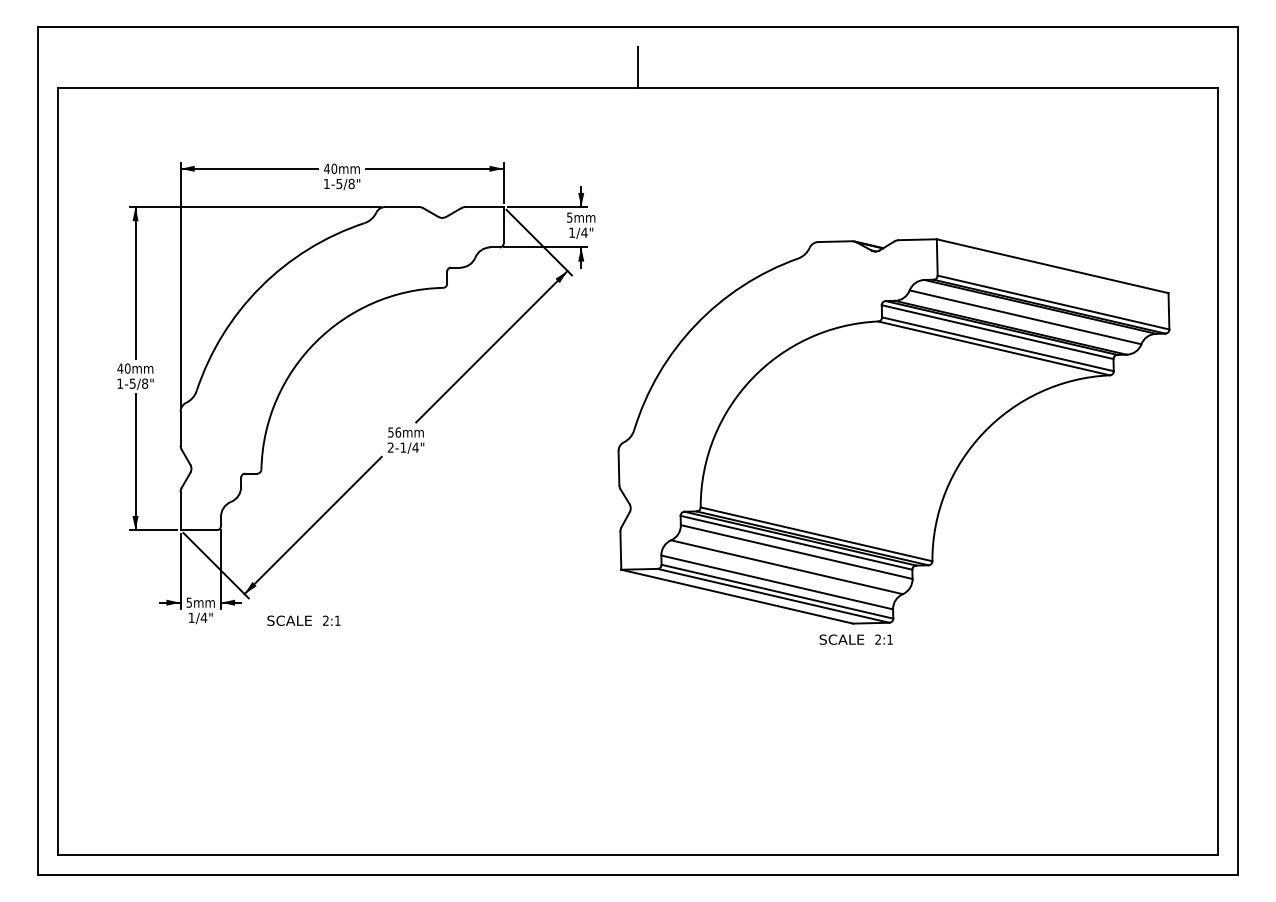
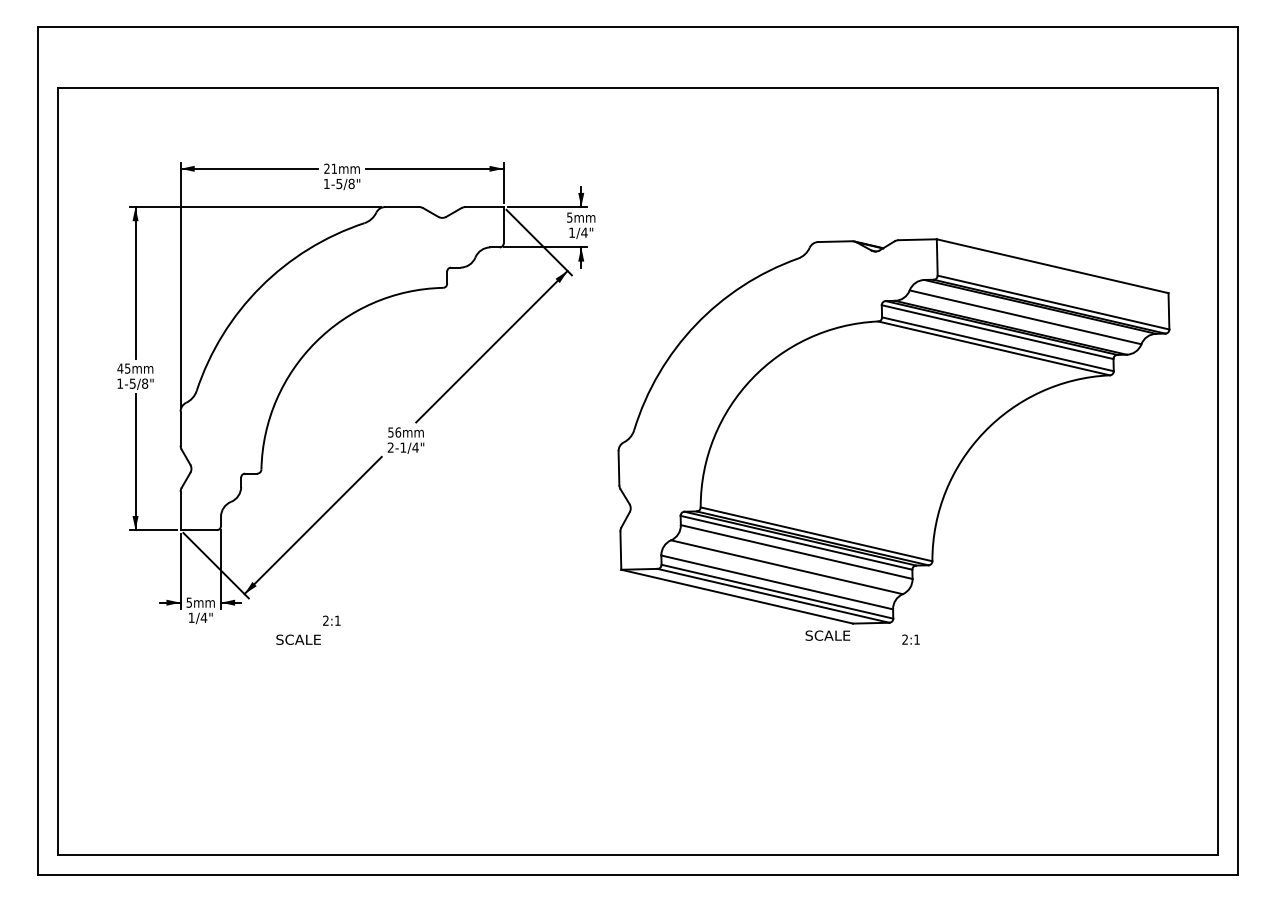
line: present -> none (638, 67)
text: 40 -> 21 (330, 168)
text: 40 -> 45 (127, 368)
text position: (289, 620) -> (298, 639) (298, 639)
text position: (841, 639) -> (827, 635) (827, 635)
text position: (883, 639) -> (910, 639) (910, 639)
